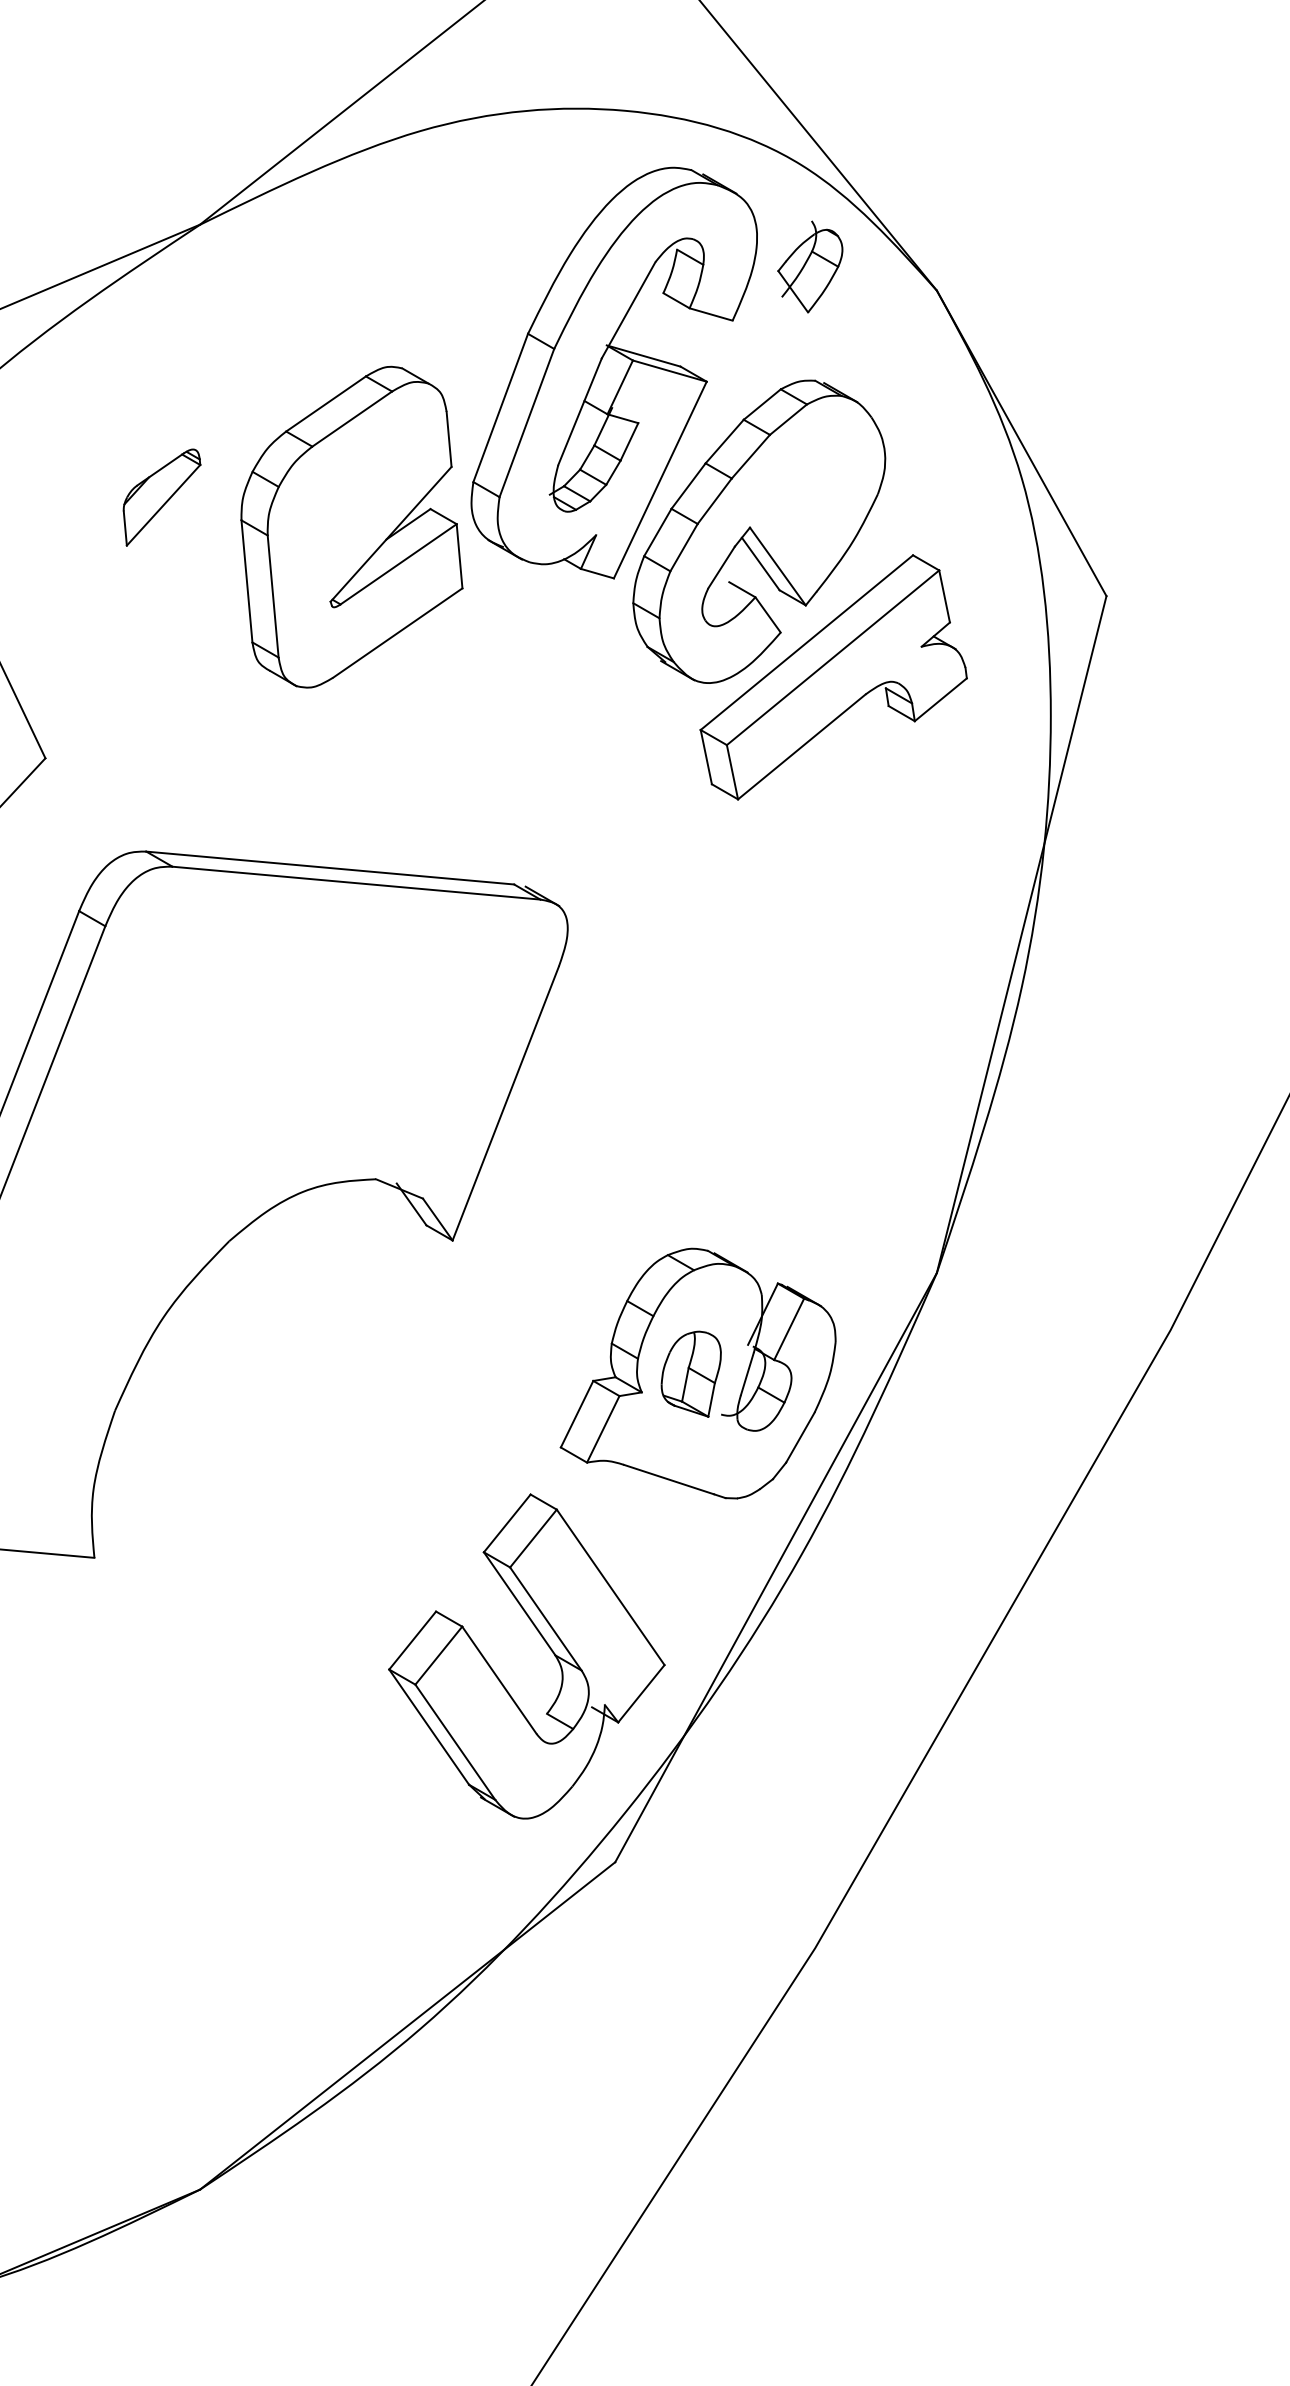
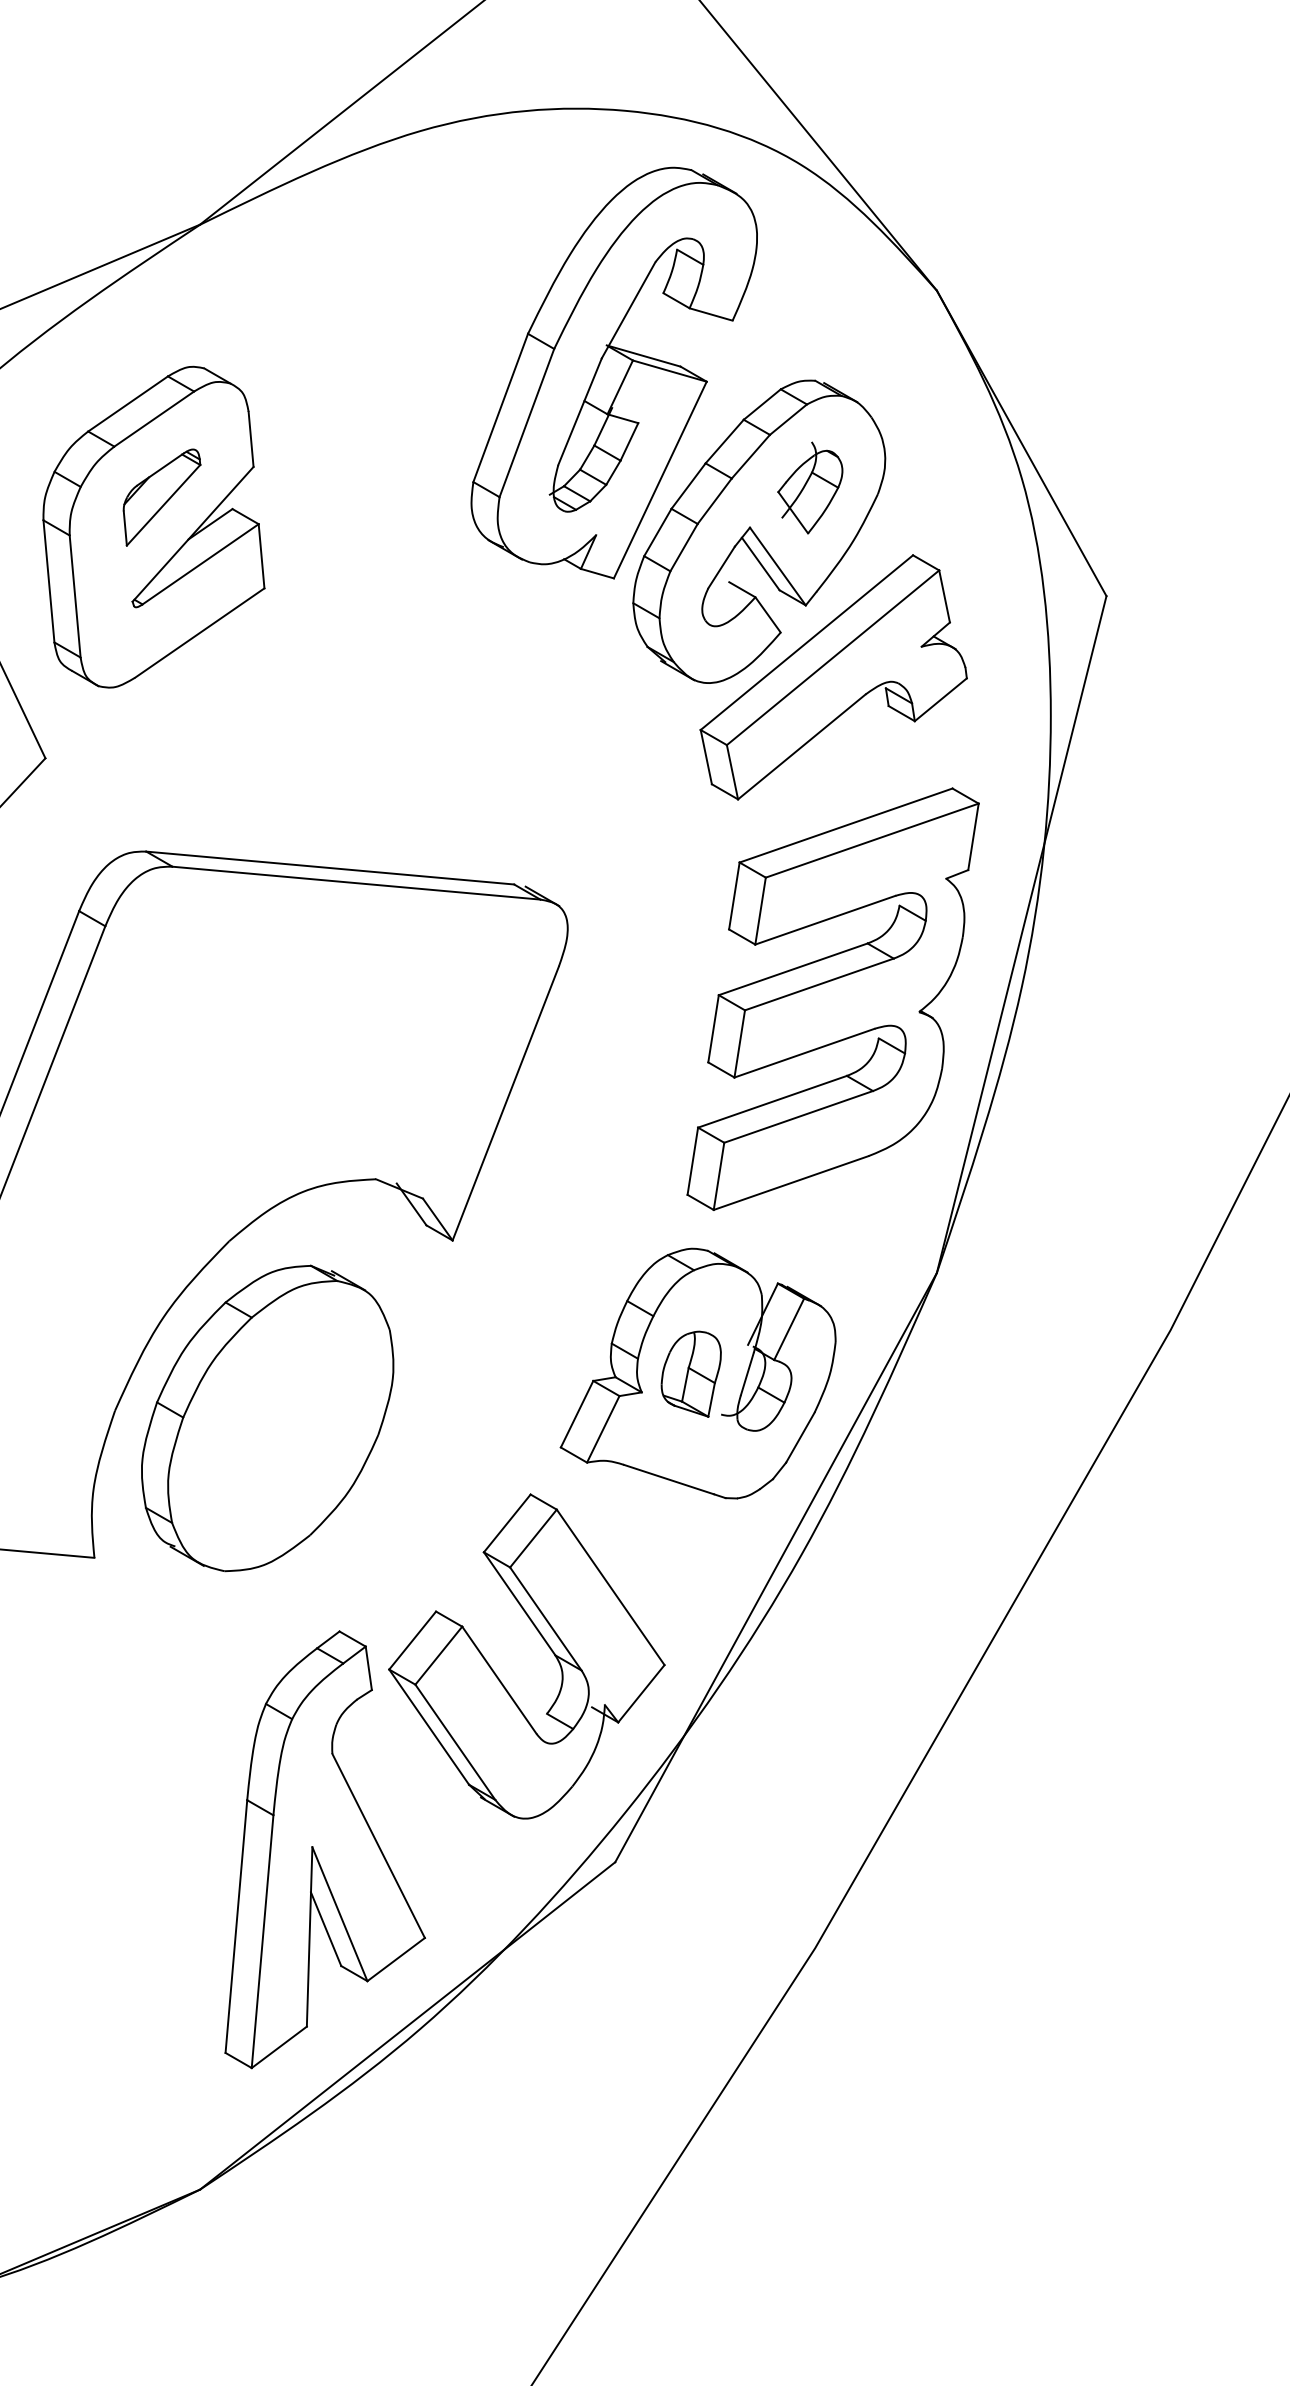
part position: (810, 266) -> (810, 487) (810, 487)
part position: (351, 526) -> (153, 526) (153, 526)
part: none -> present (832, 998)
part: none -> present (267, 1418)
part: none -> present (324, 1849)
